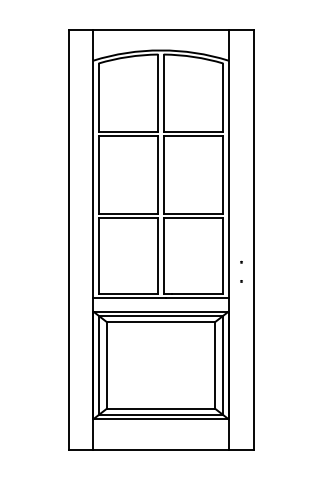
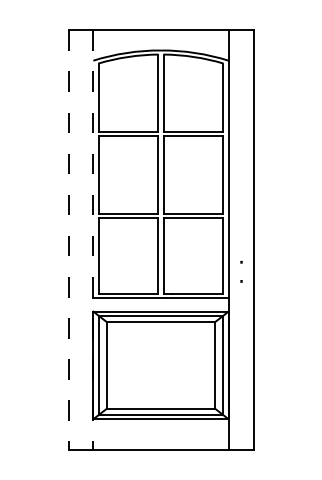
line: solid -> dashed (68, 239)
line: solid -> dashed (93, 239)
